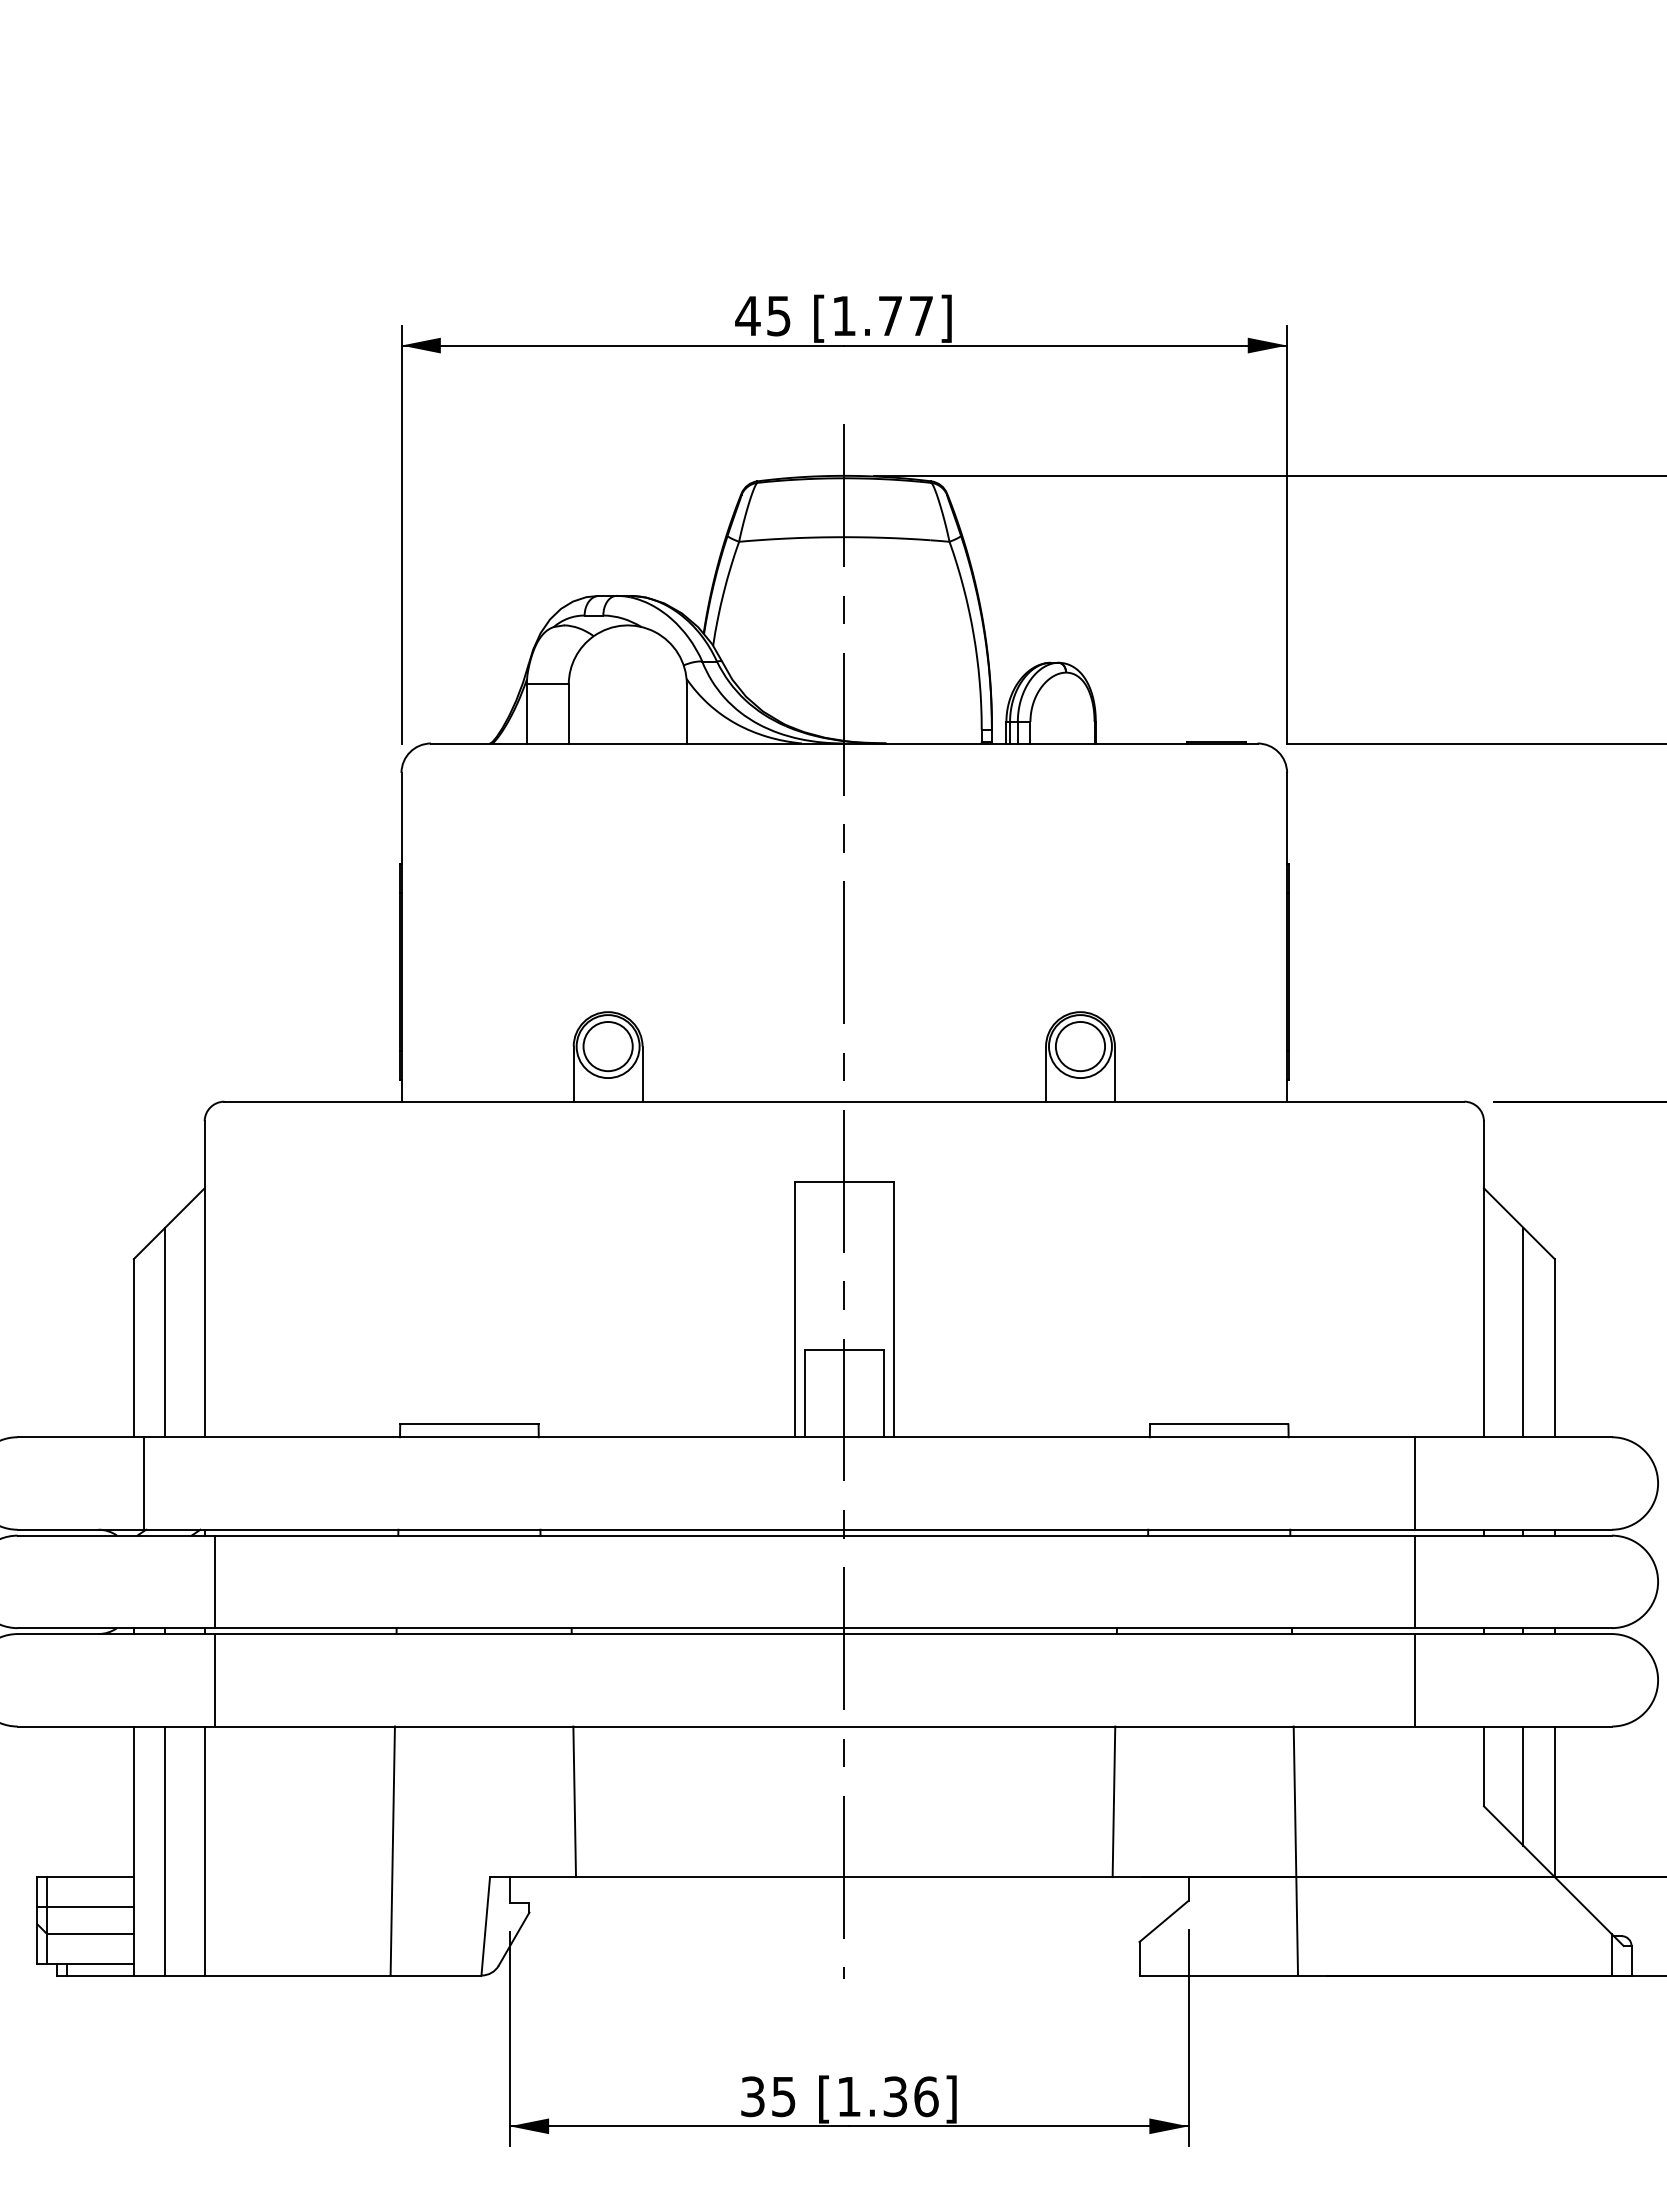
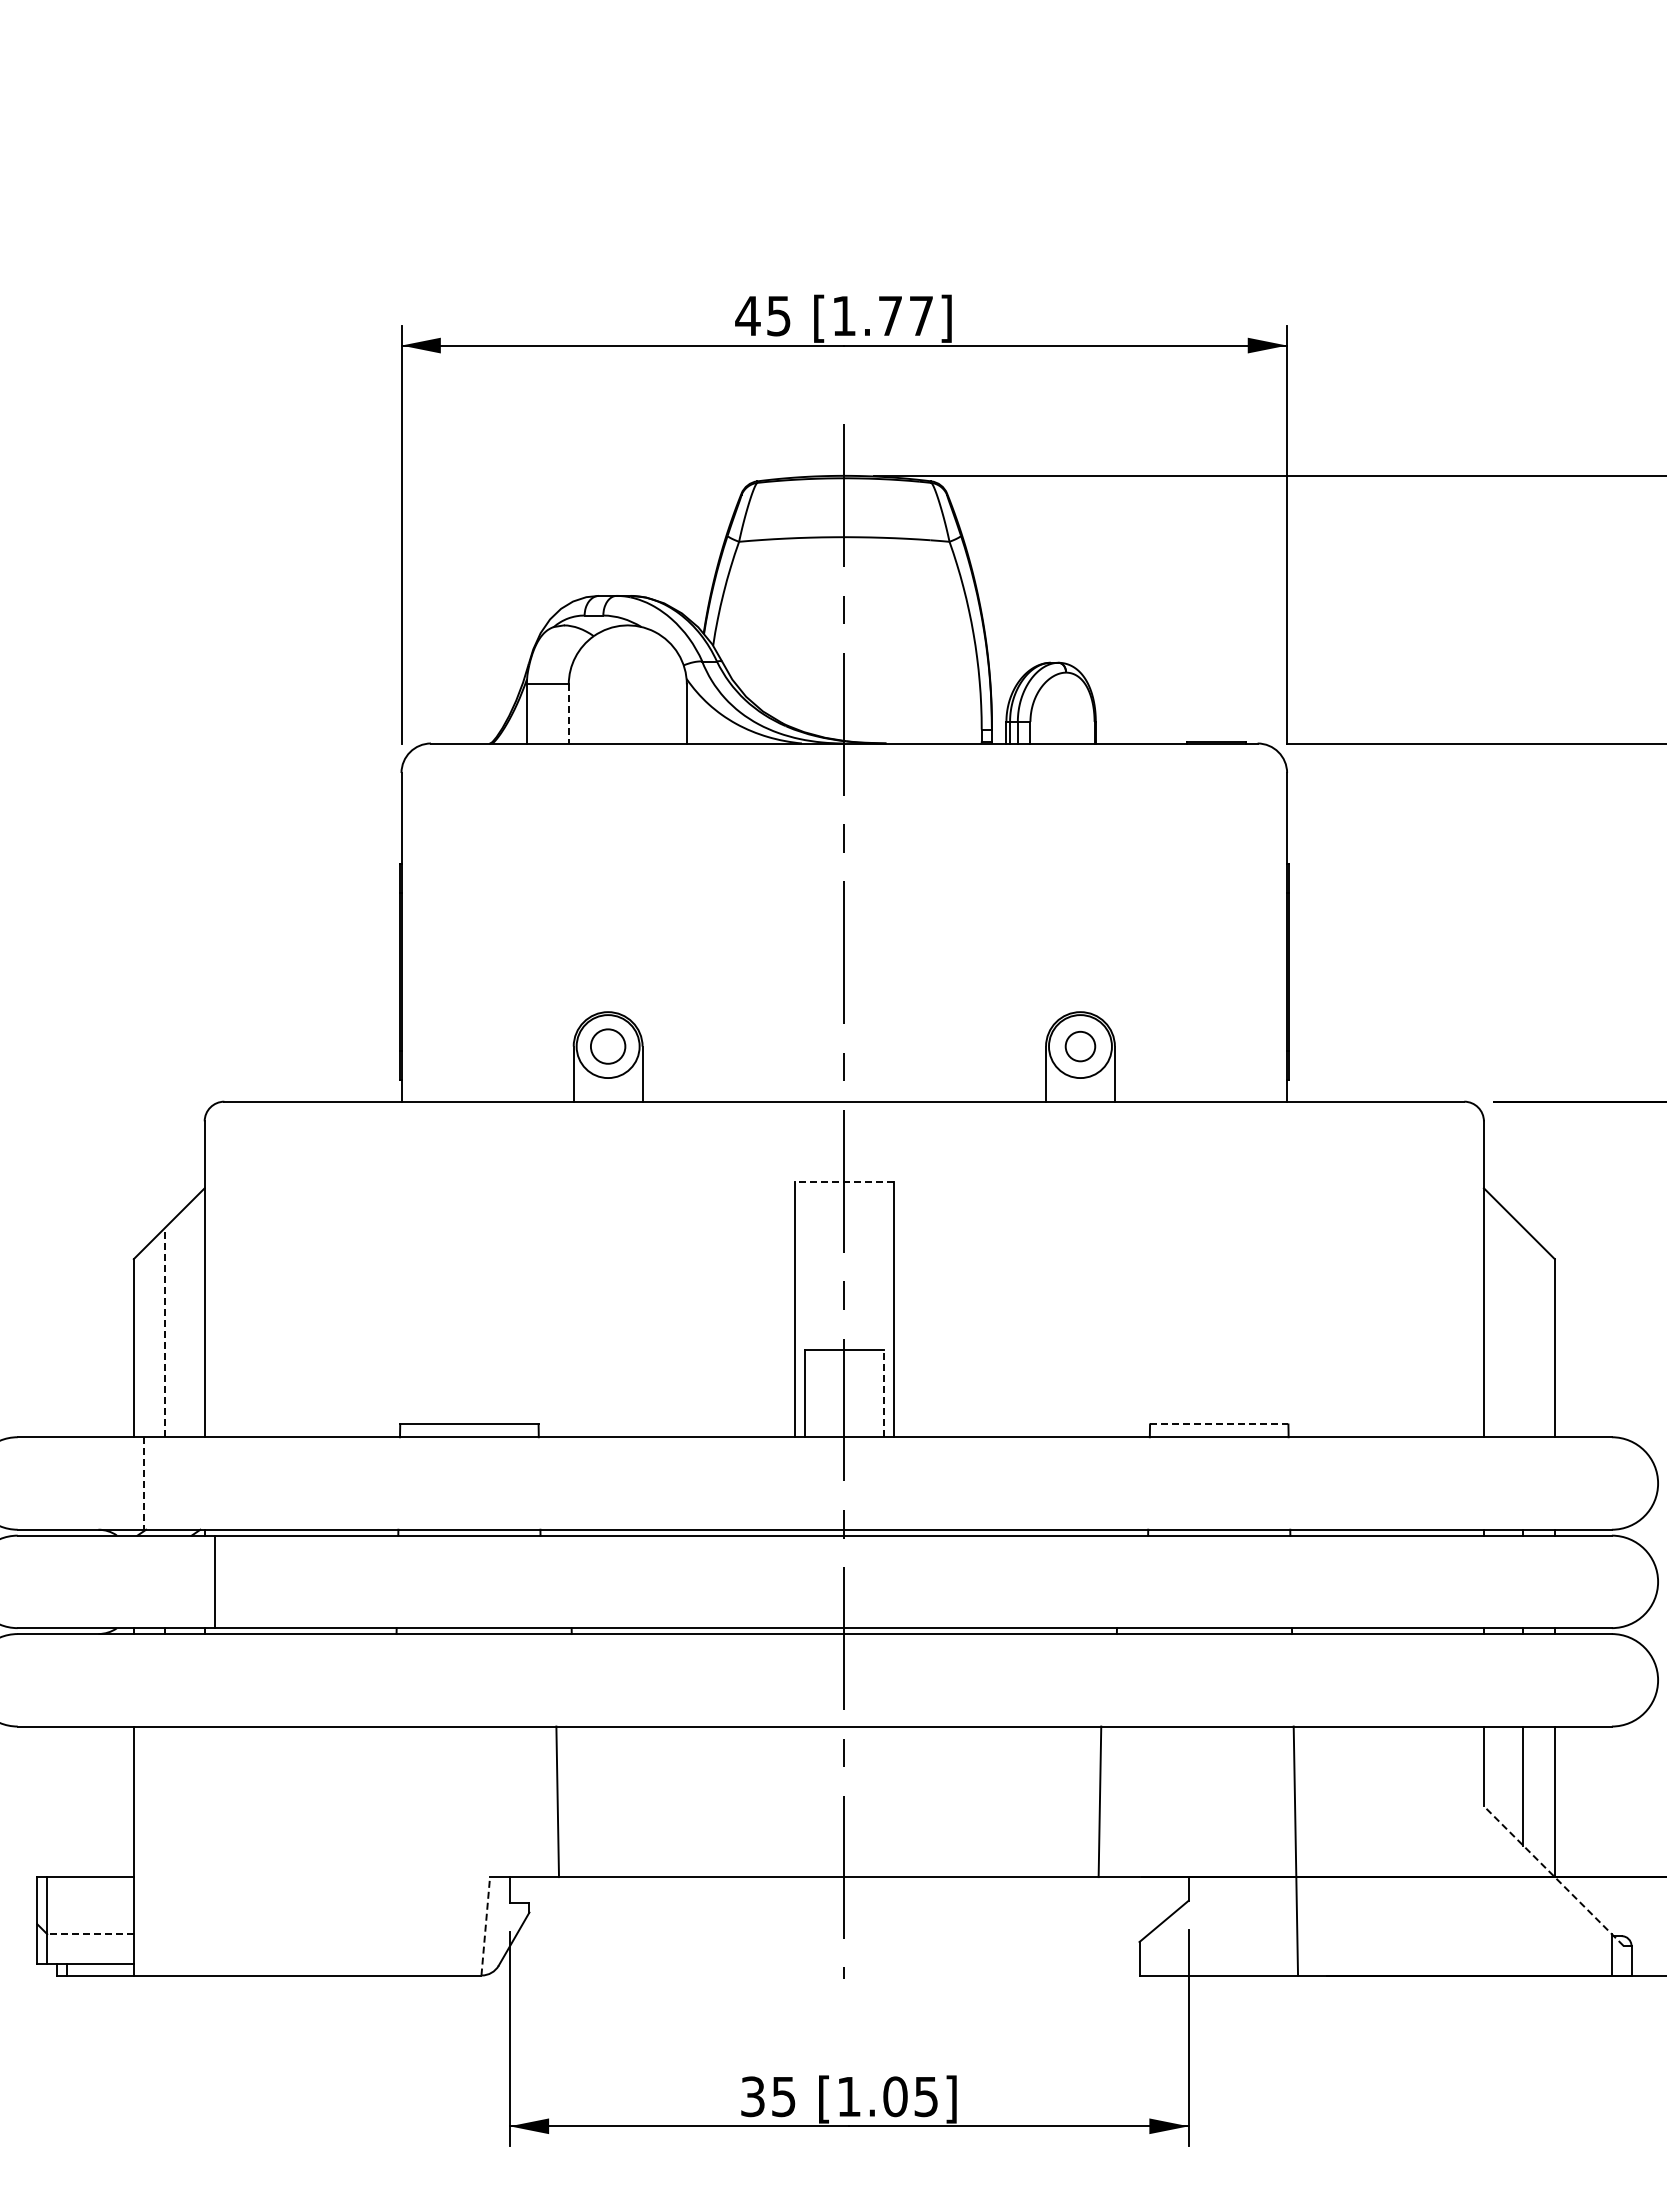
line: solid -> dashed (568, 713)
circle diameter: 49 px -> 34 px (607, 1046)
circle diameter: 49 px -> 30 px (1080, 1046)
line: solid -> dashed (843, 1182)
line: solid -> dashed (165, 1332)
line: present -> none (1523, 1332)
line: solid -> dashed (883, 1393)
line: solid -> dashed (1219, 1424)
line: solid -> dashed (143, 1483)
line: present -> none (1415, 1483)
line: present -> none (1415, 1581)
line: present -> none (214, 1680)
line: present -> none (1415, 1680)
line position: (574, 1801) -> (557, 1801) (557, 1801)
line position: (1113, 1801) -> (1099, 1801) (1099, 1801)
line: present -> none (165, 1850)
line: present -> none (204, 1850)
line: present -> none (392, 1850)
line: solid -> dashed (1553, 1876)
line: present -> none (85, 1906)
line: solid -> dashed (485, 1925)
line: solid -> dashed (90, 1934)
text: [1.36] -> [1.05] (910, 2096)
